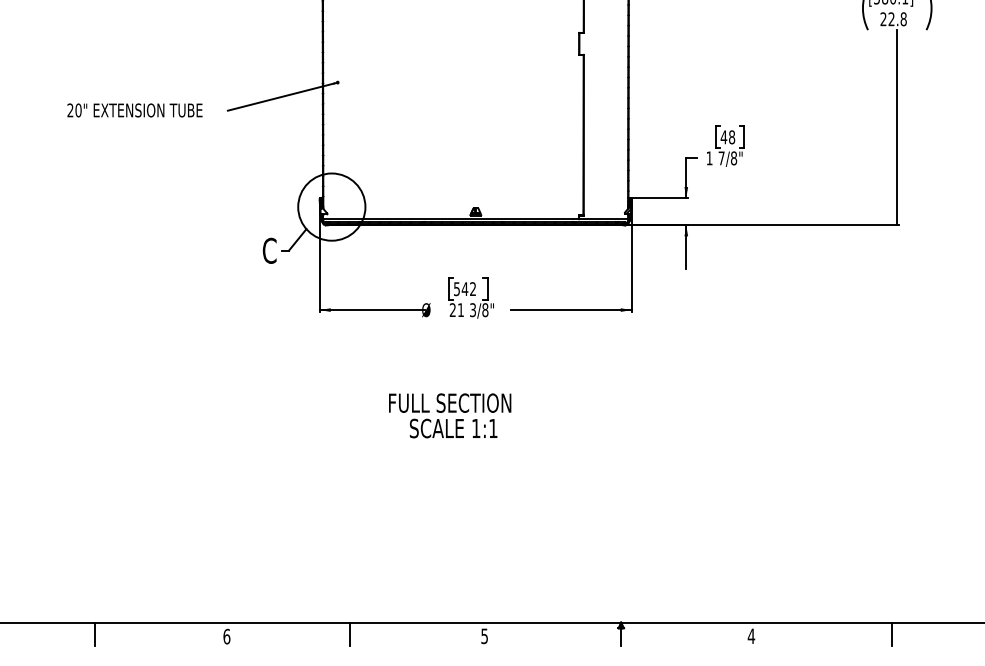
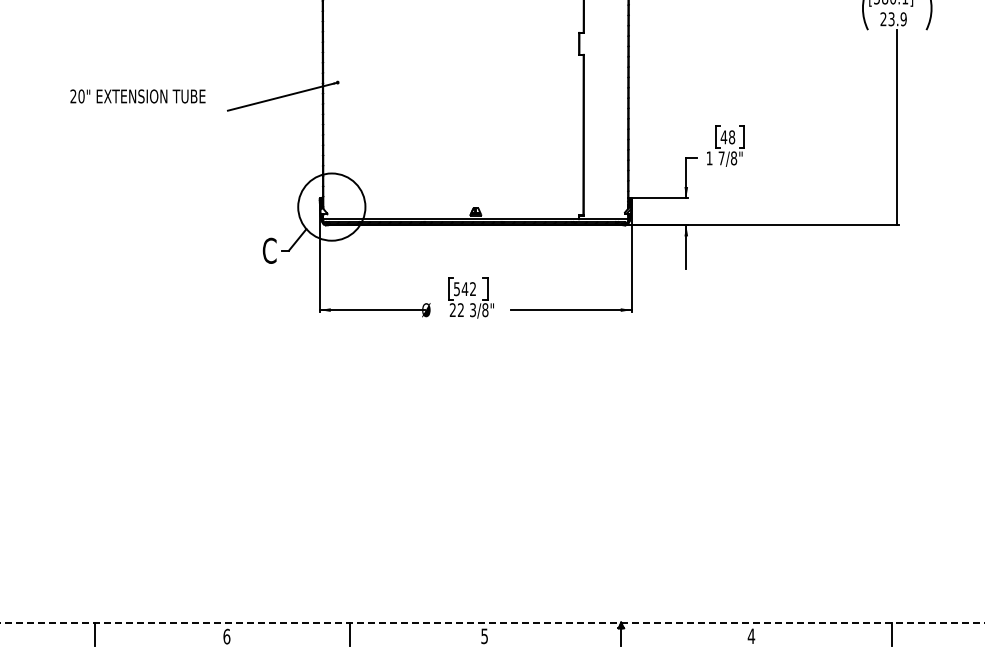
text: 22.8 -> 23.9 (897, 19)
part position: (134, 110) -> (137, 96) (137, 96)
text: 21 -> 22 (460, 309)
part: present -> none (450, 415)
line: solid -> dashed (492, 622)
